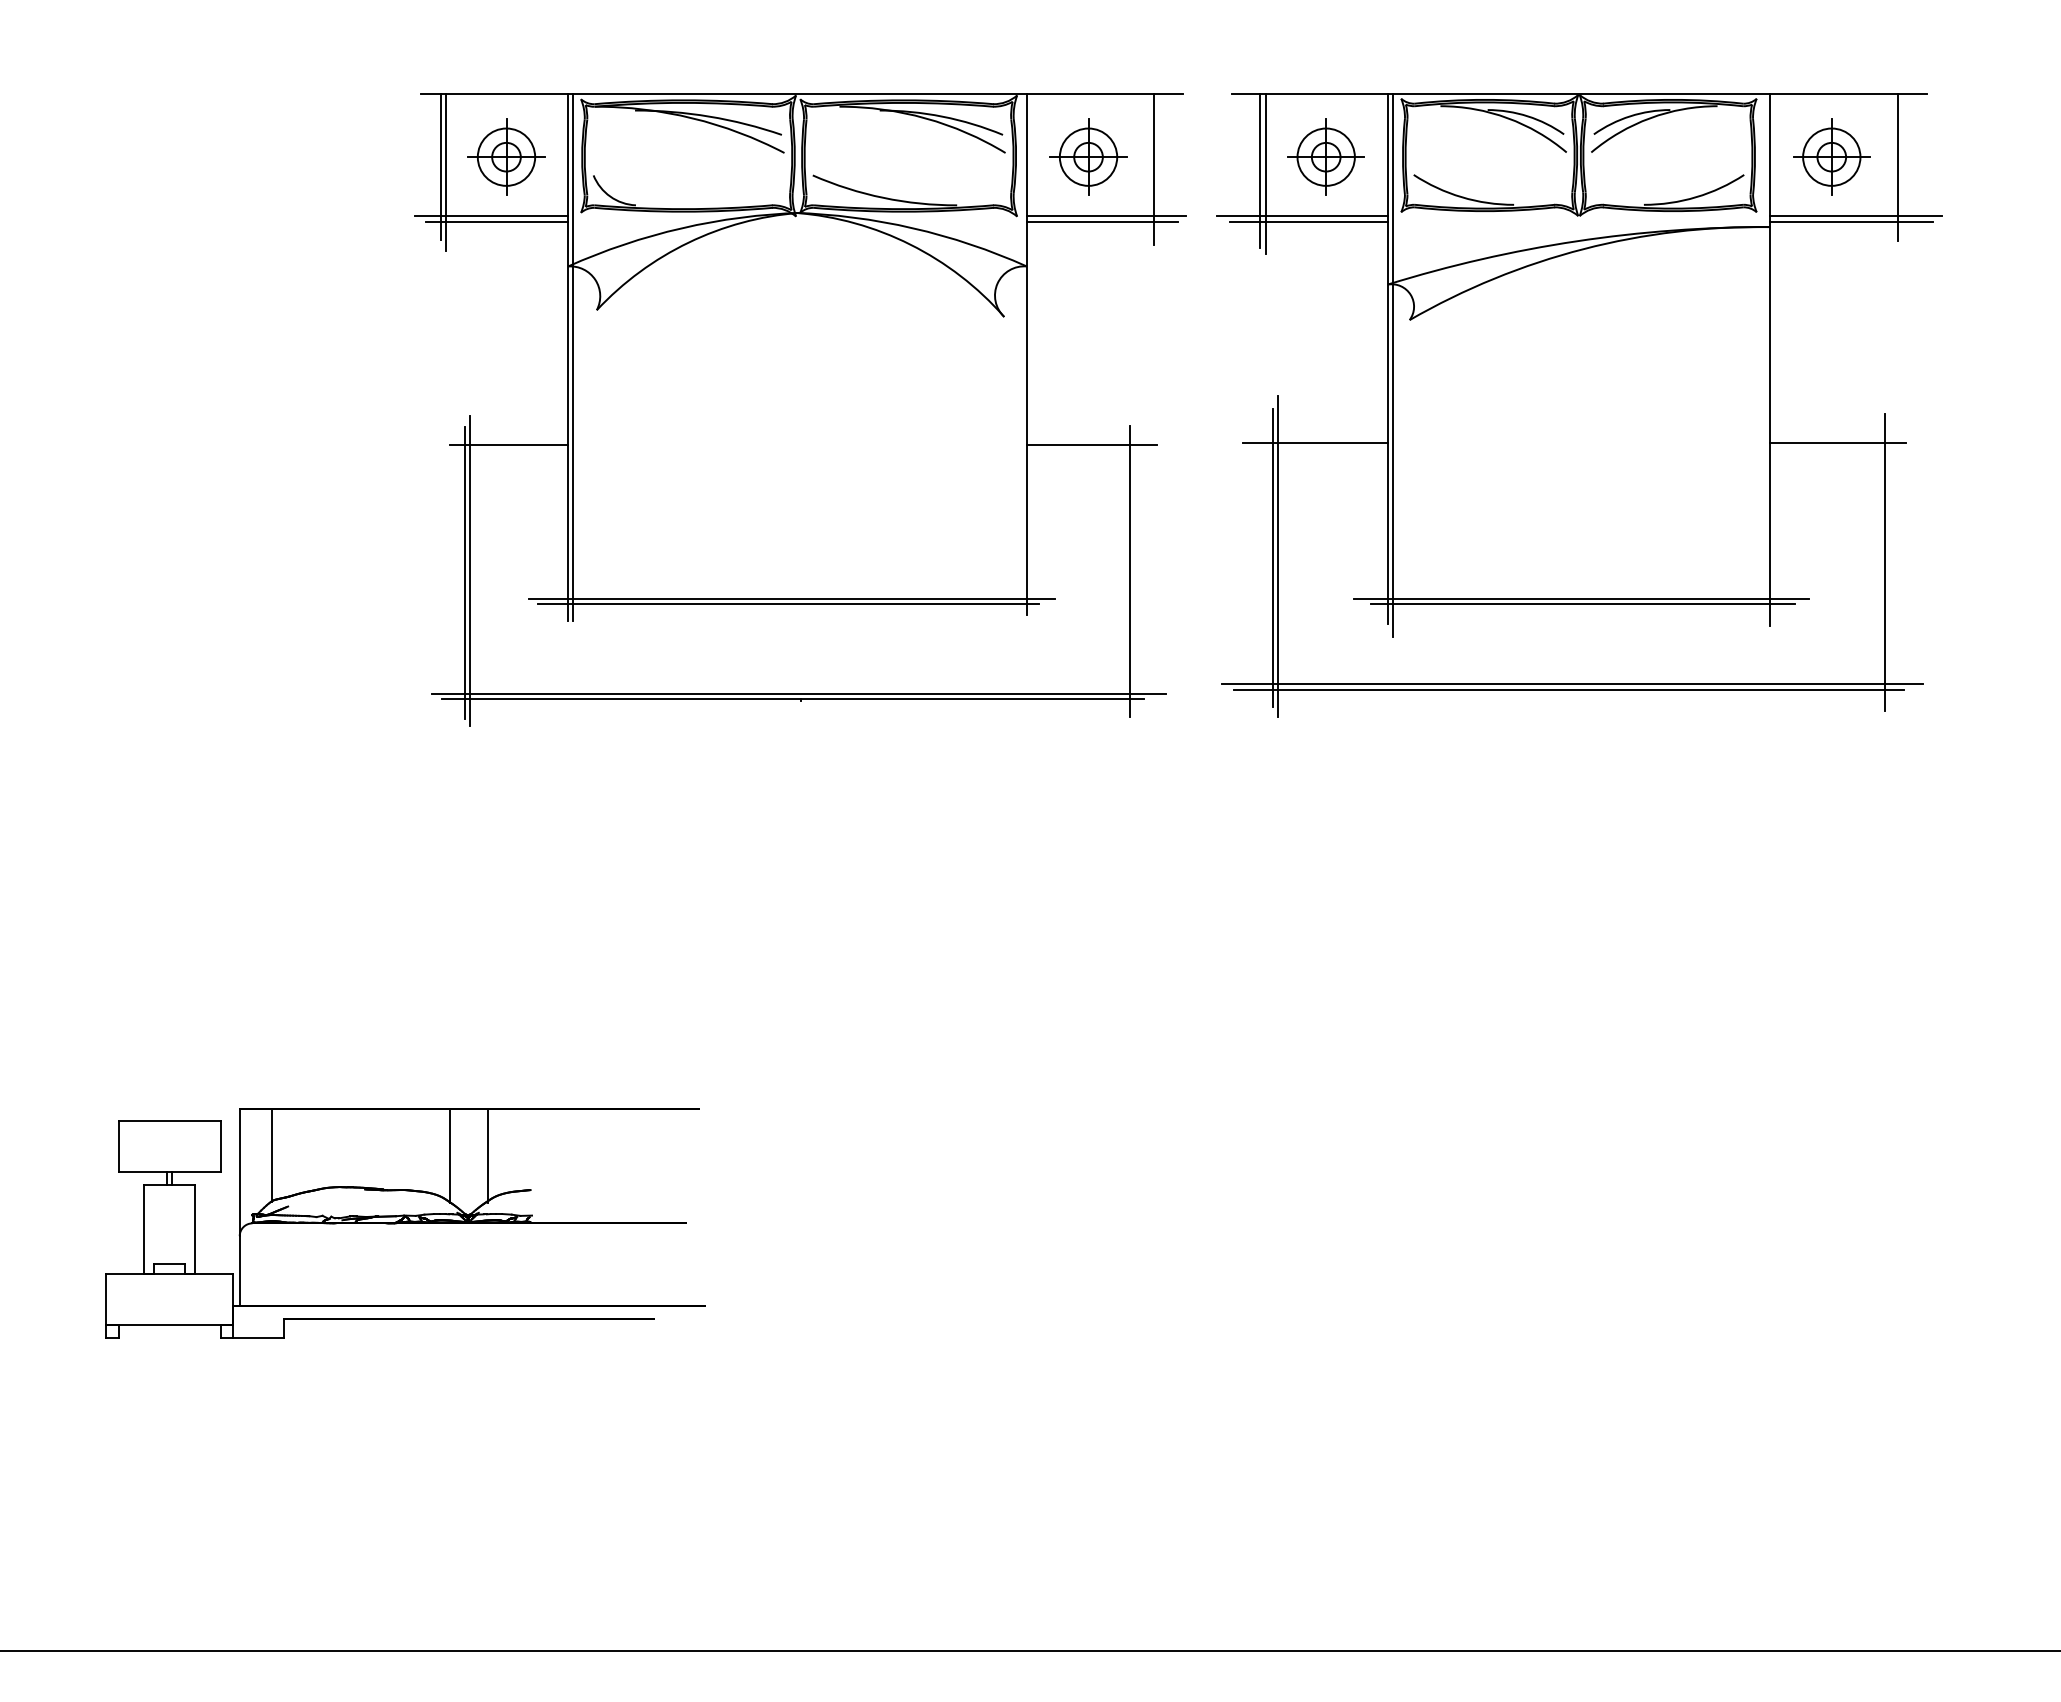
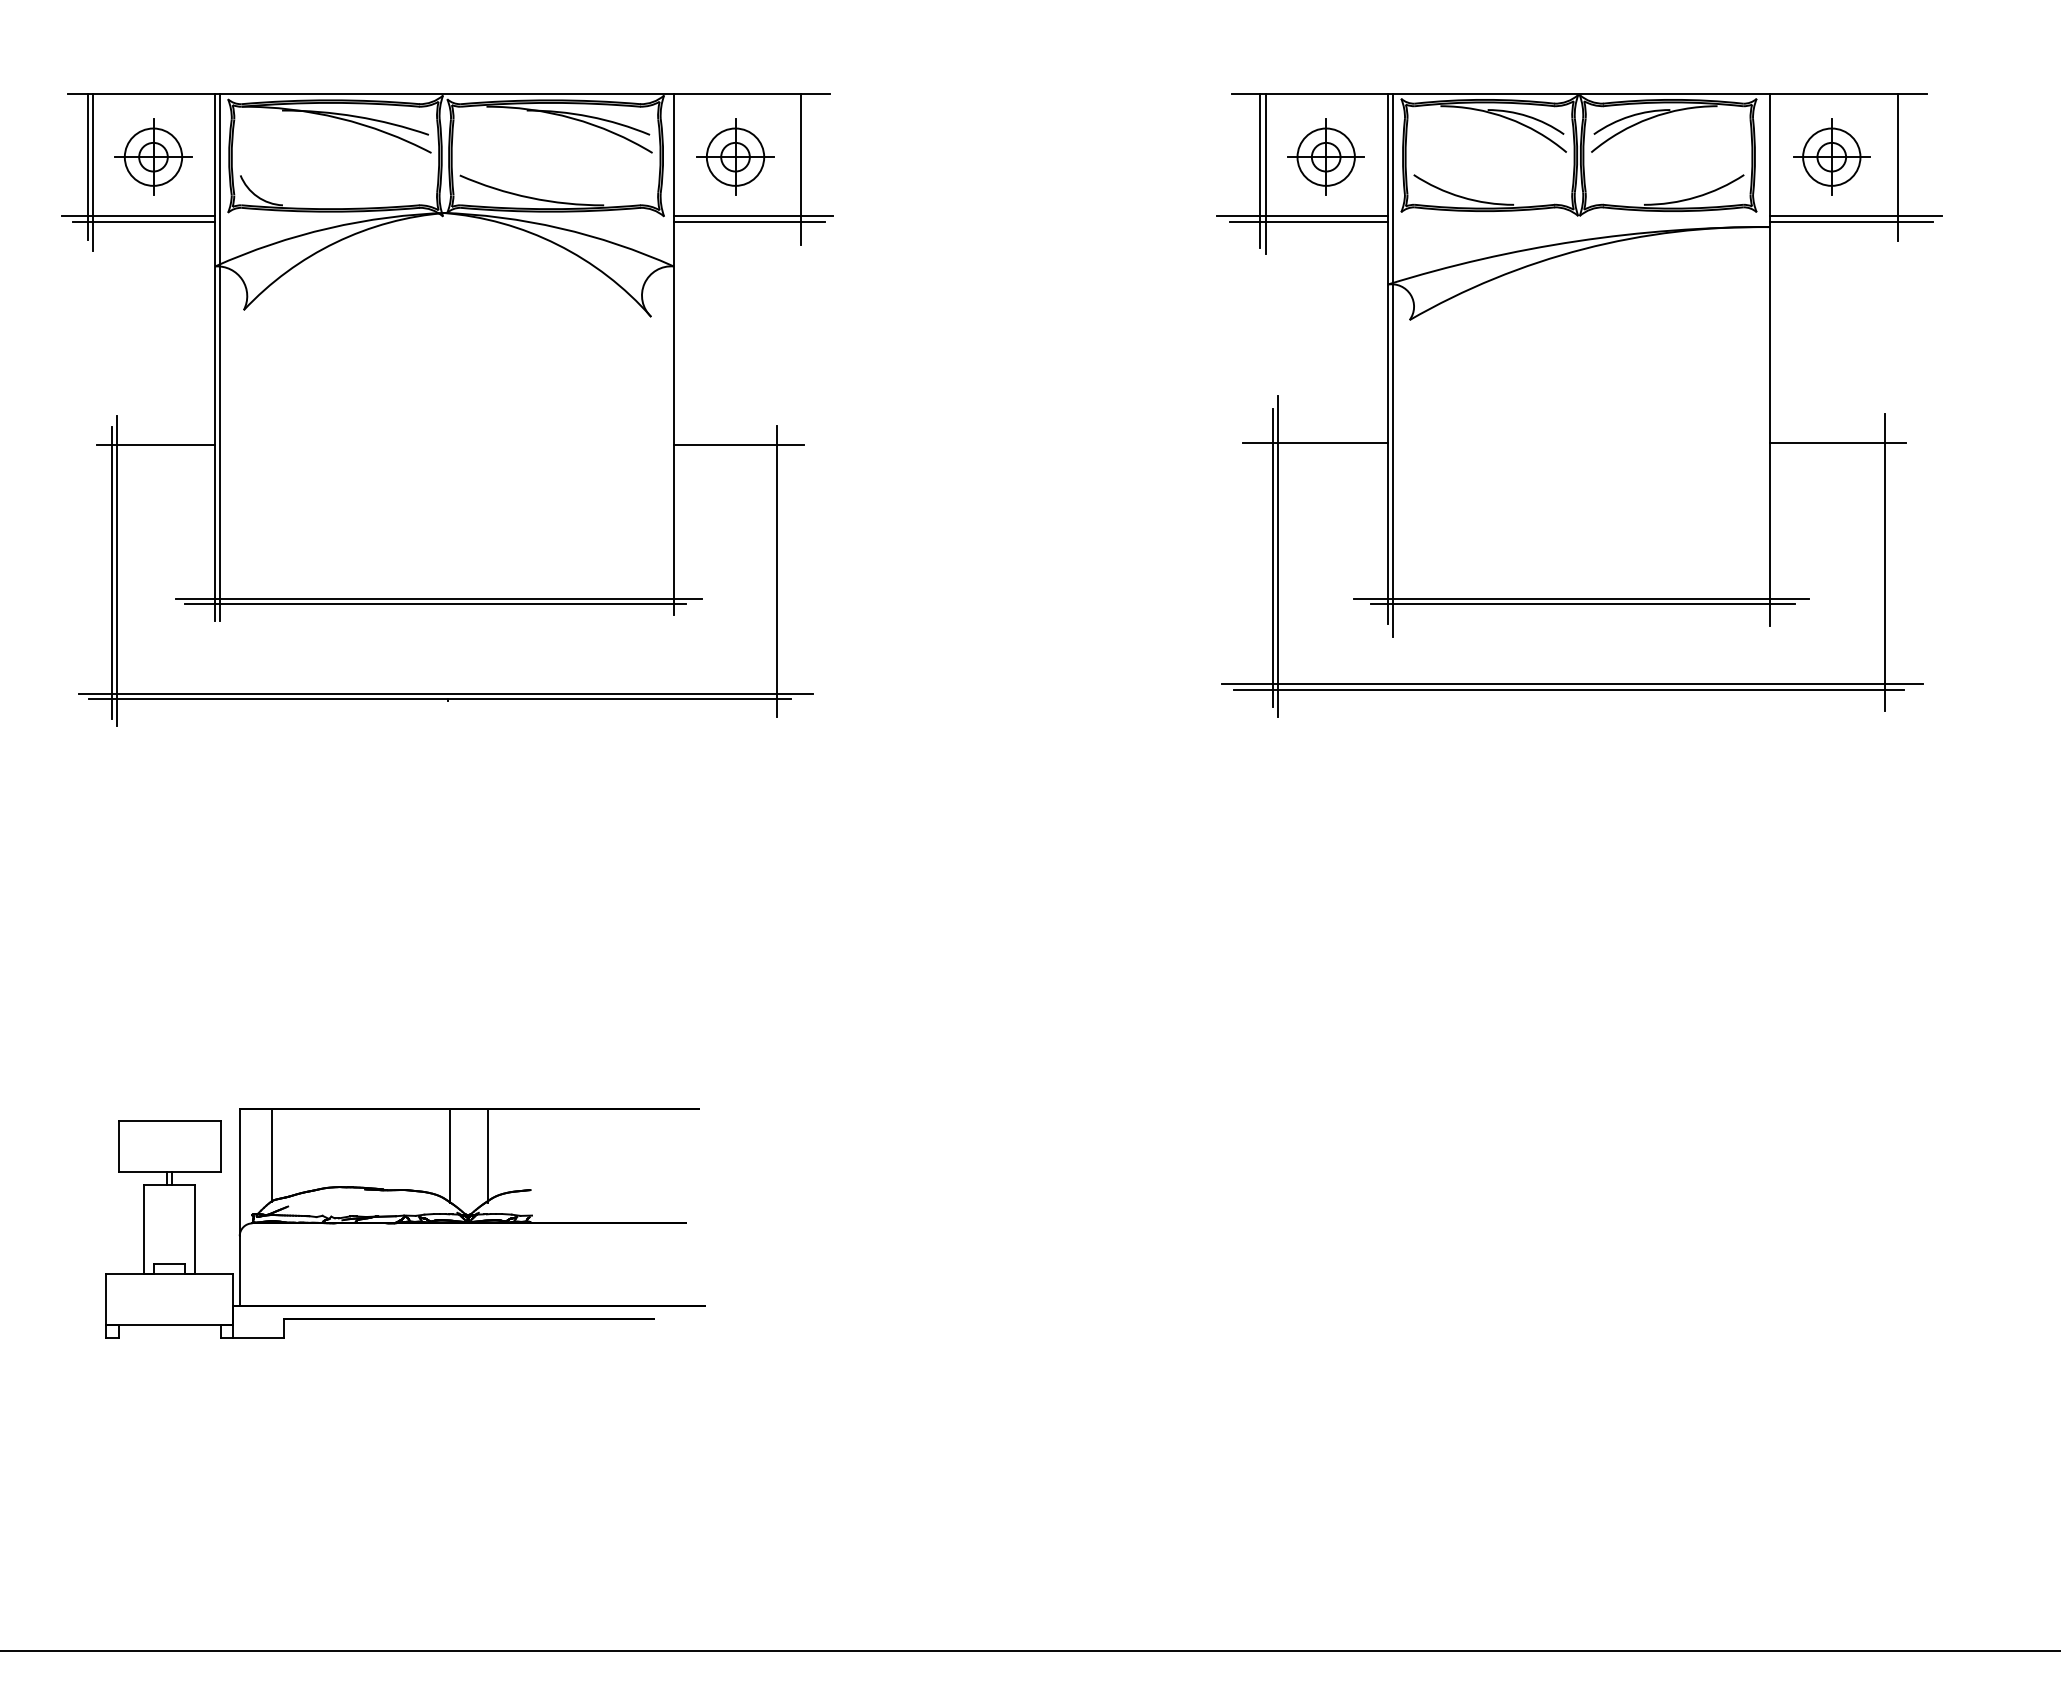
part position: (800, 409) -> (447, 409) (447, 409)
